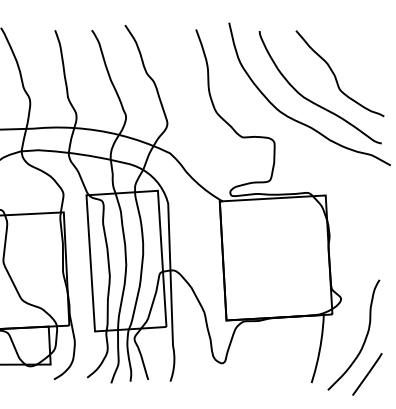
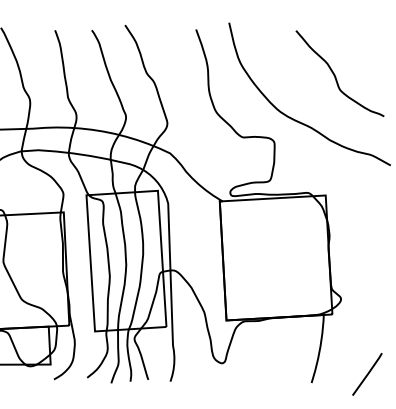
curve: present -> none (313, 101)
curve: present -> none (364, 339)
